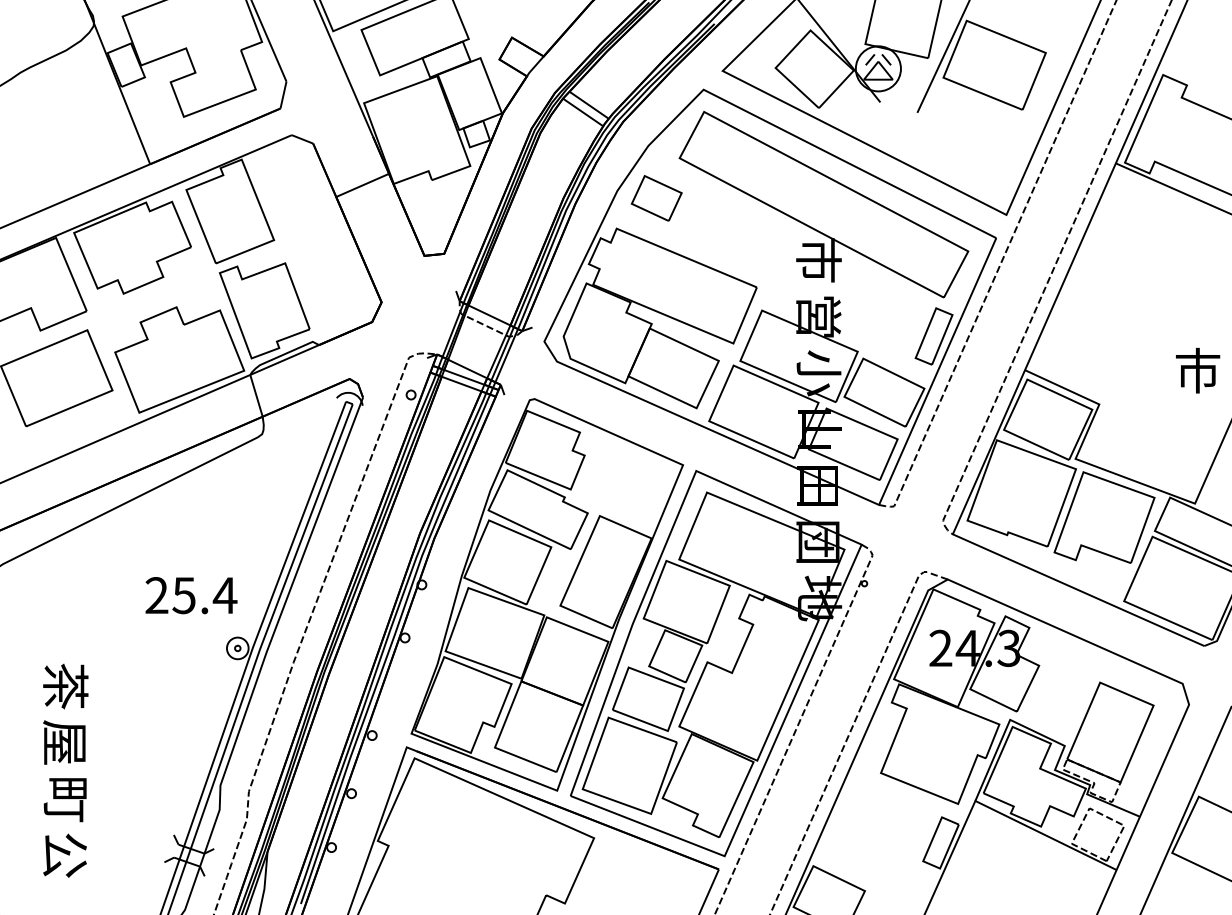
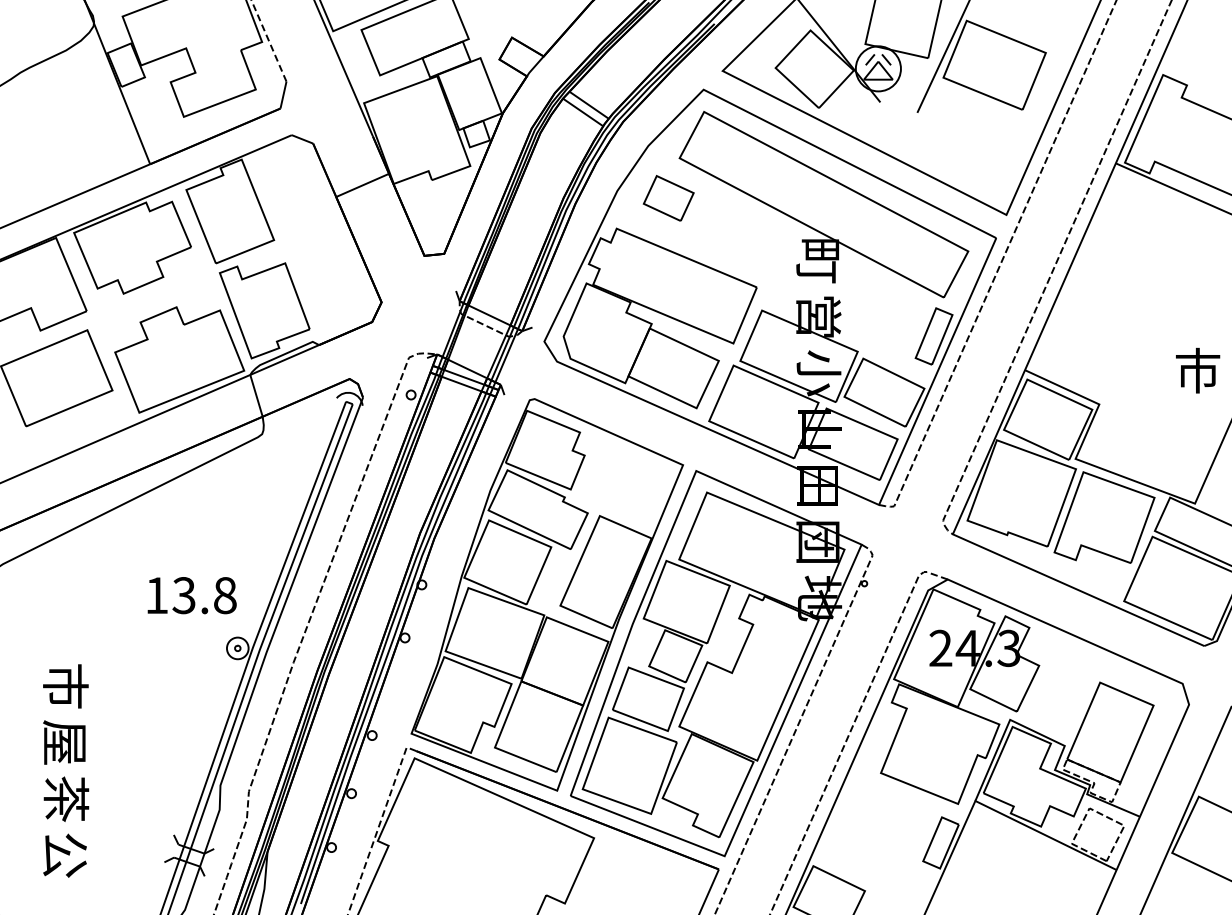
line: solid -> dashed (268, 40)
part position: (656, 198) -> (668, 198) (668, 198)
text: 市 -> 町 (818, 260)
text: 25.4 -> 13.8 (191, 595)
text: 茶 -> 市 (65, 686)
text: 町 -> 茶 (66, 799)
line: solid -> dashed (379, 825)
